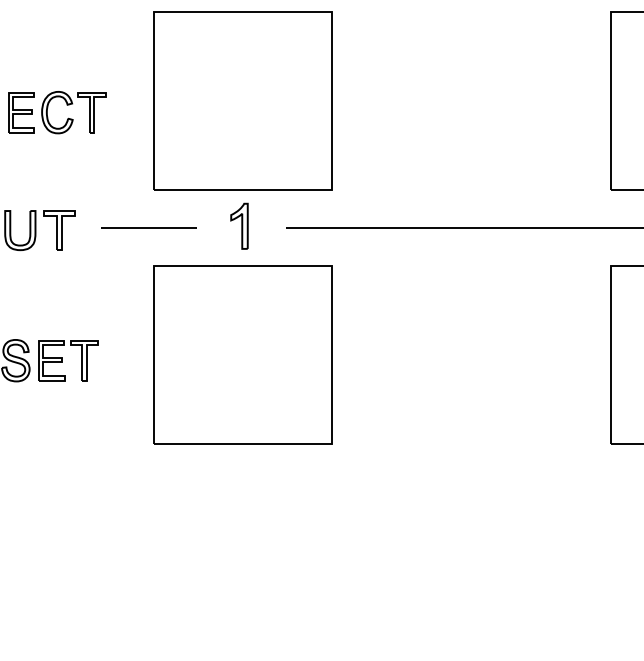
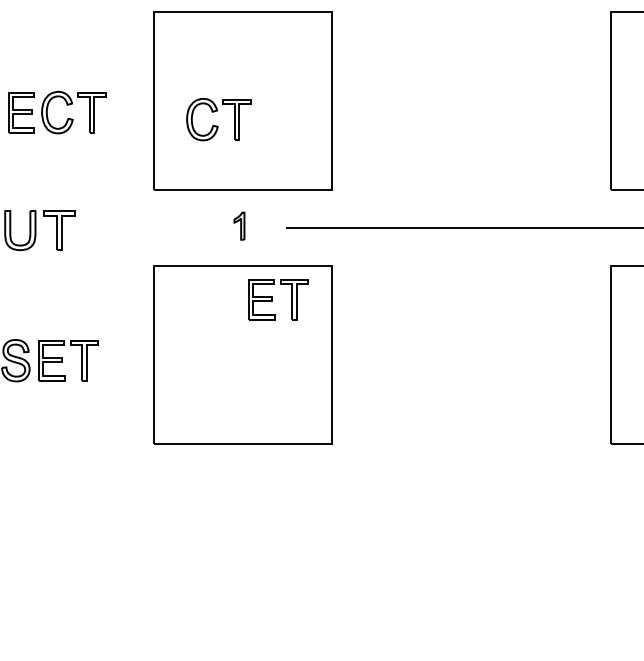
part: none -> present (216, 125)
part size: 19x48 px -> 13x30 px (239, 225)
line: present -> none (148, 227)
part: none -> present (278, 299)
